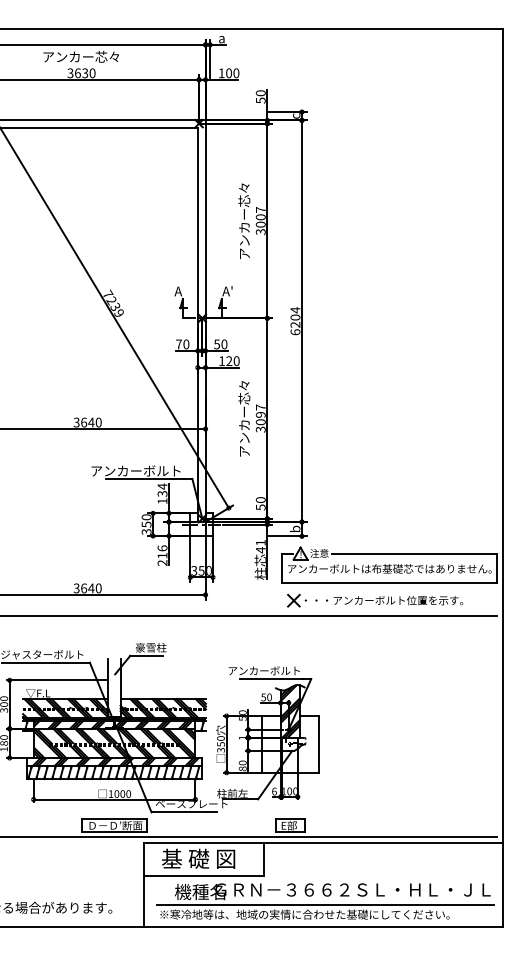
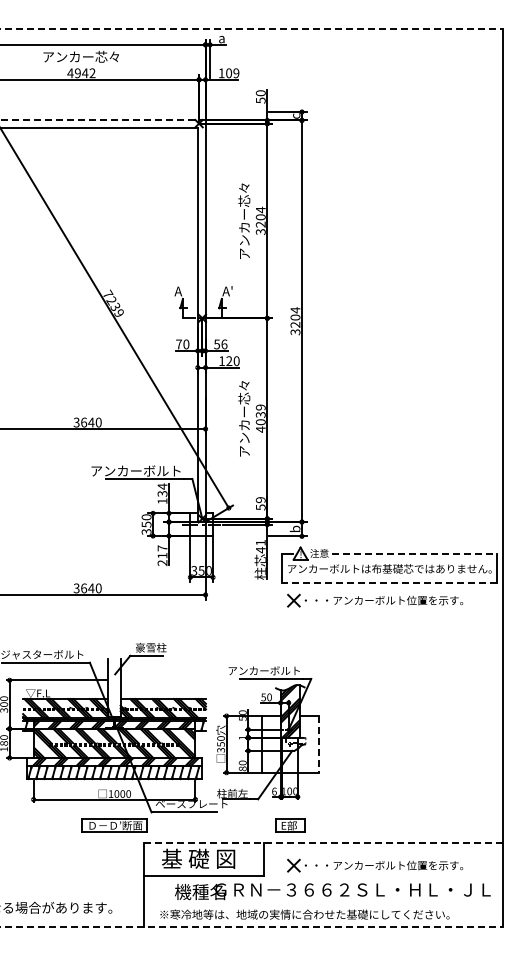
line: solid -> dashed (252, 28)
text: 3630 -> 4942 (81, 73)
text: 100 -> 109 (236, 73)
line: solid -> dashed (102, 120)
text: 3007 -> 3204 (260, 216)
text: 6204 -> 3204 (295, 332)
text: 50 -> 56 (224, 344)
text: 3097 -> 4039 (260, 418)
text: 50 -> 59 (260, 500)
text: 216 -> 217 (162, 548)
line: solid -> dashed (414, 553)
line: solid -> dashed (389, 583)
line: present -> none (249, 615)
line: solid -> dashed (318, 744)
line: present -> none (249, 836)
line: solid -> dashed (323, 843)
part: none -> present (375, 865)
line: present -> none (325, 904)
line: solid -> dashed (252, 927)
